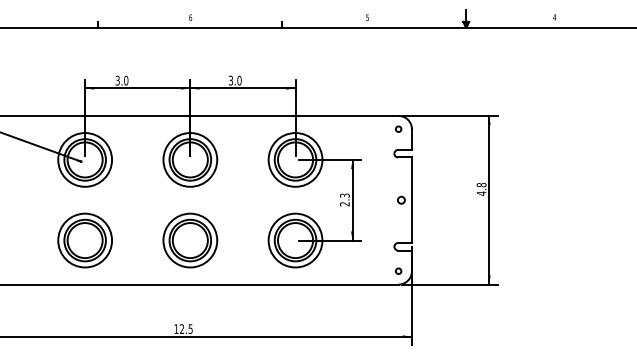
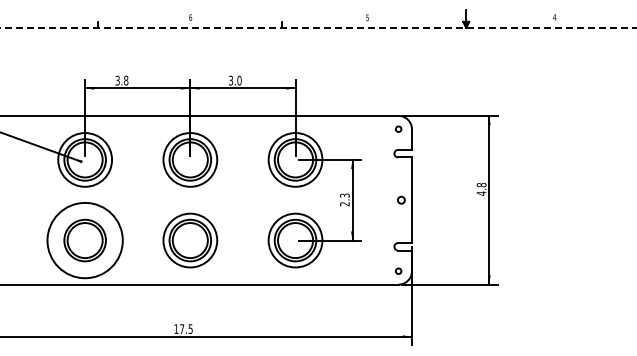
line: solid -> dashed (318, 27)
text: 3.0 -> 3.8 (126, 80)
circle diameter: 54 px -> 75 px (84, 240)
text: 12.5 -> 17.5 (182, 328)
